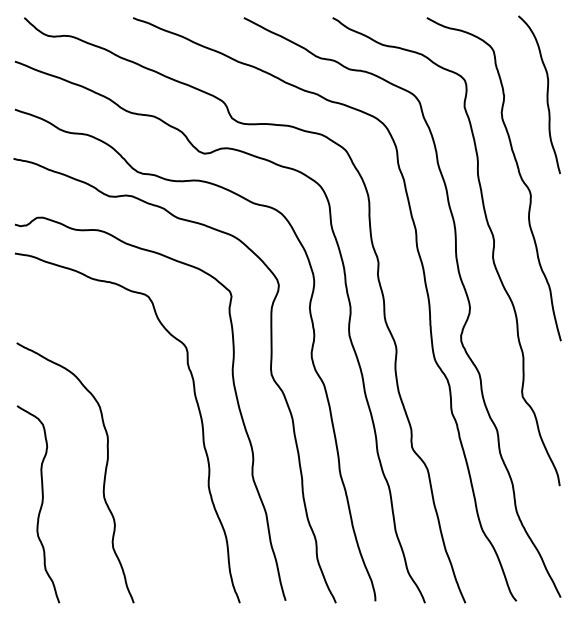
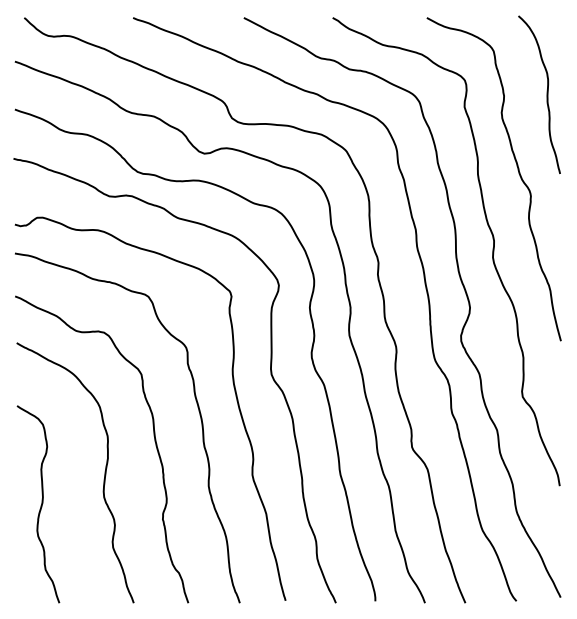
curve: none -> present (154, 441)
